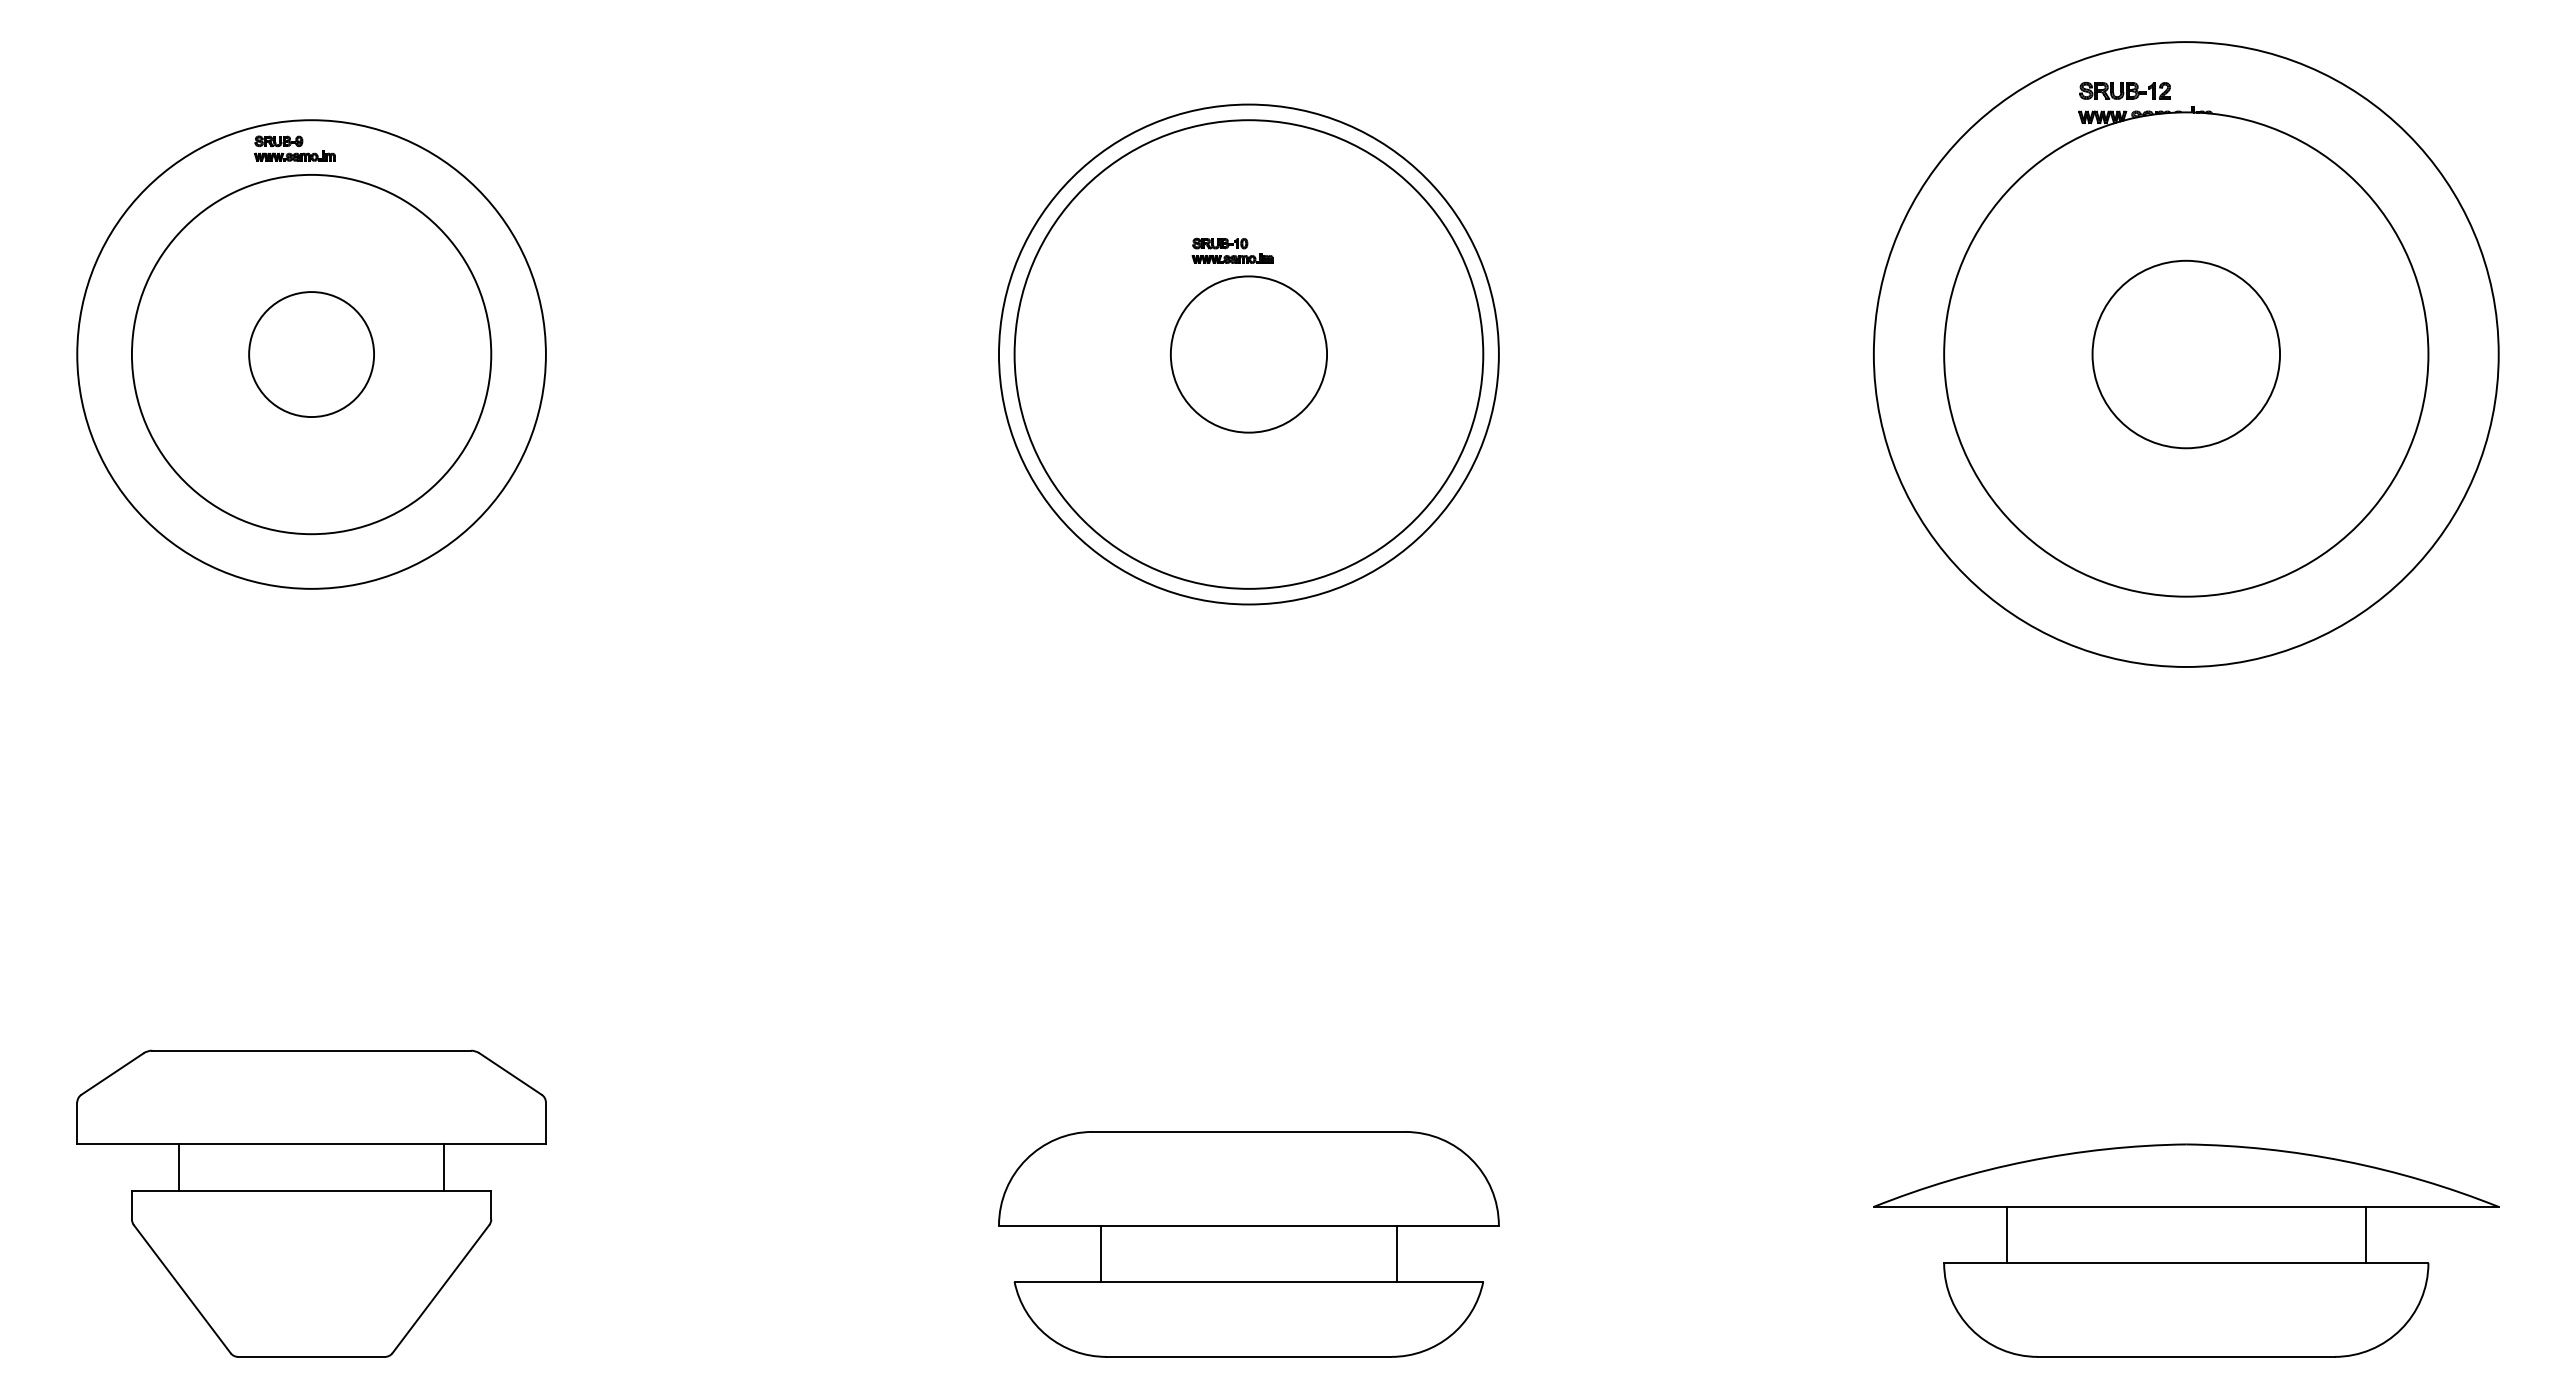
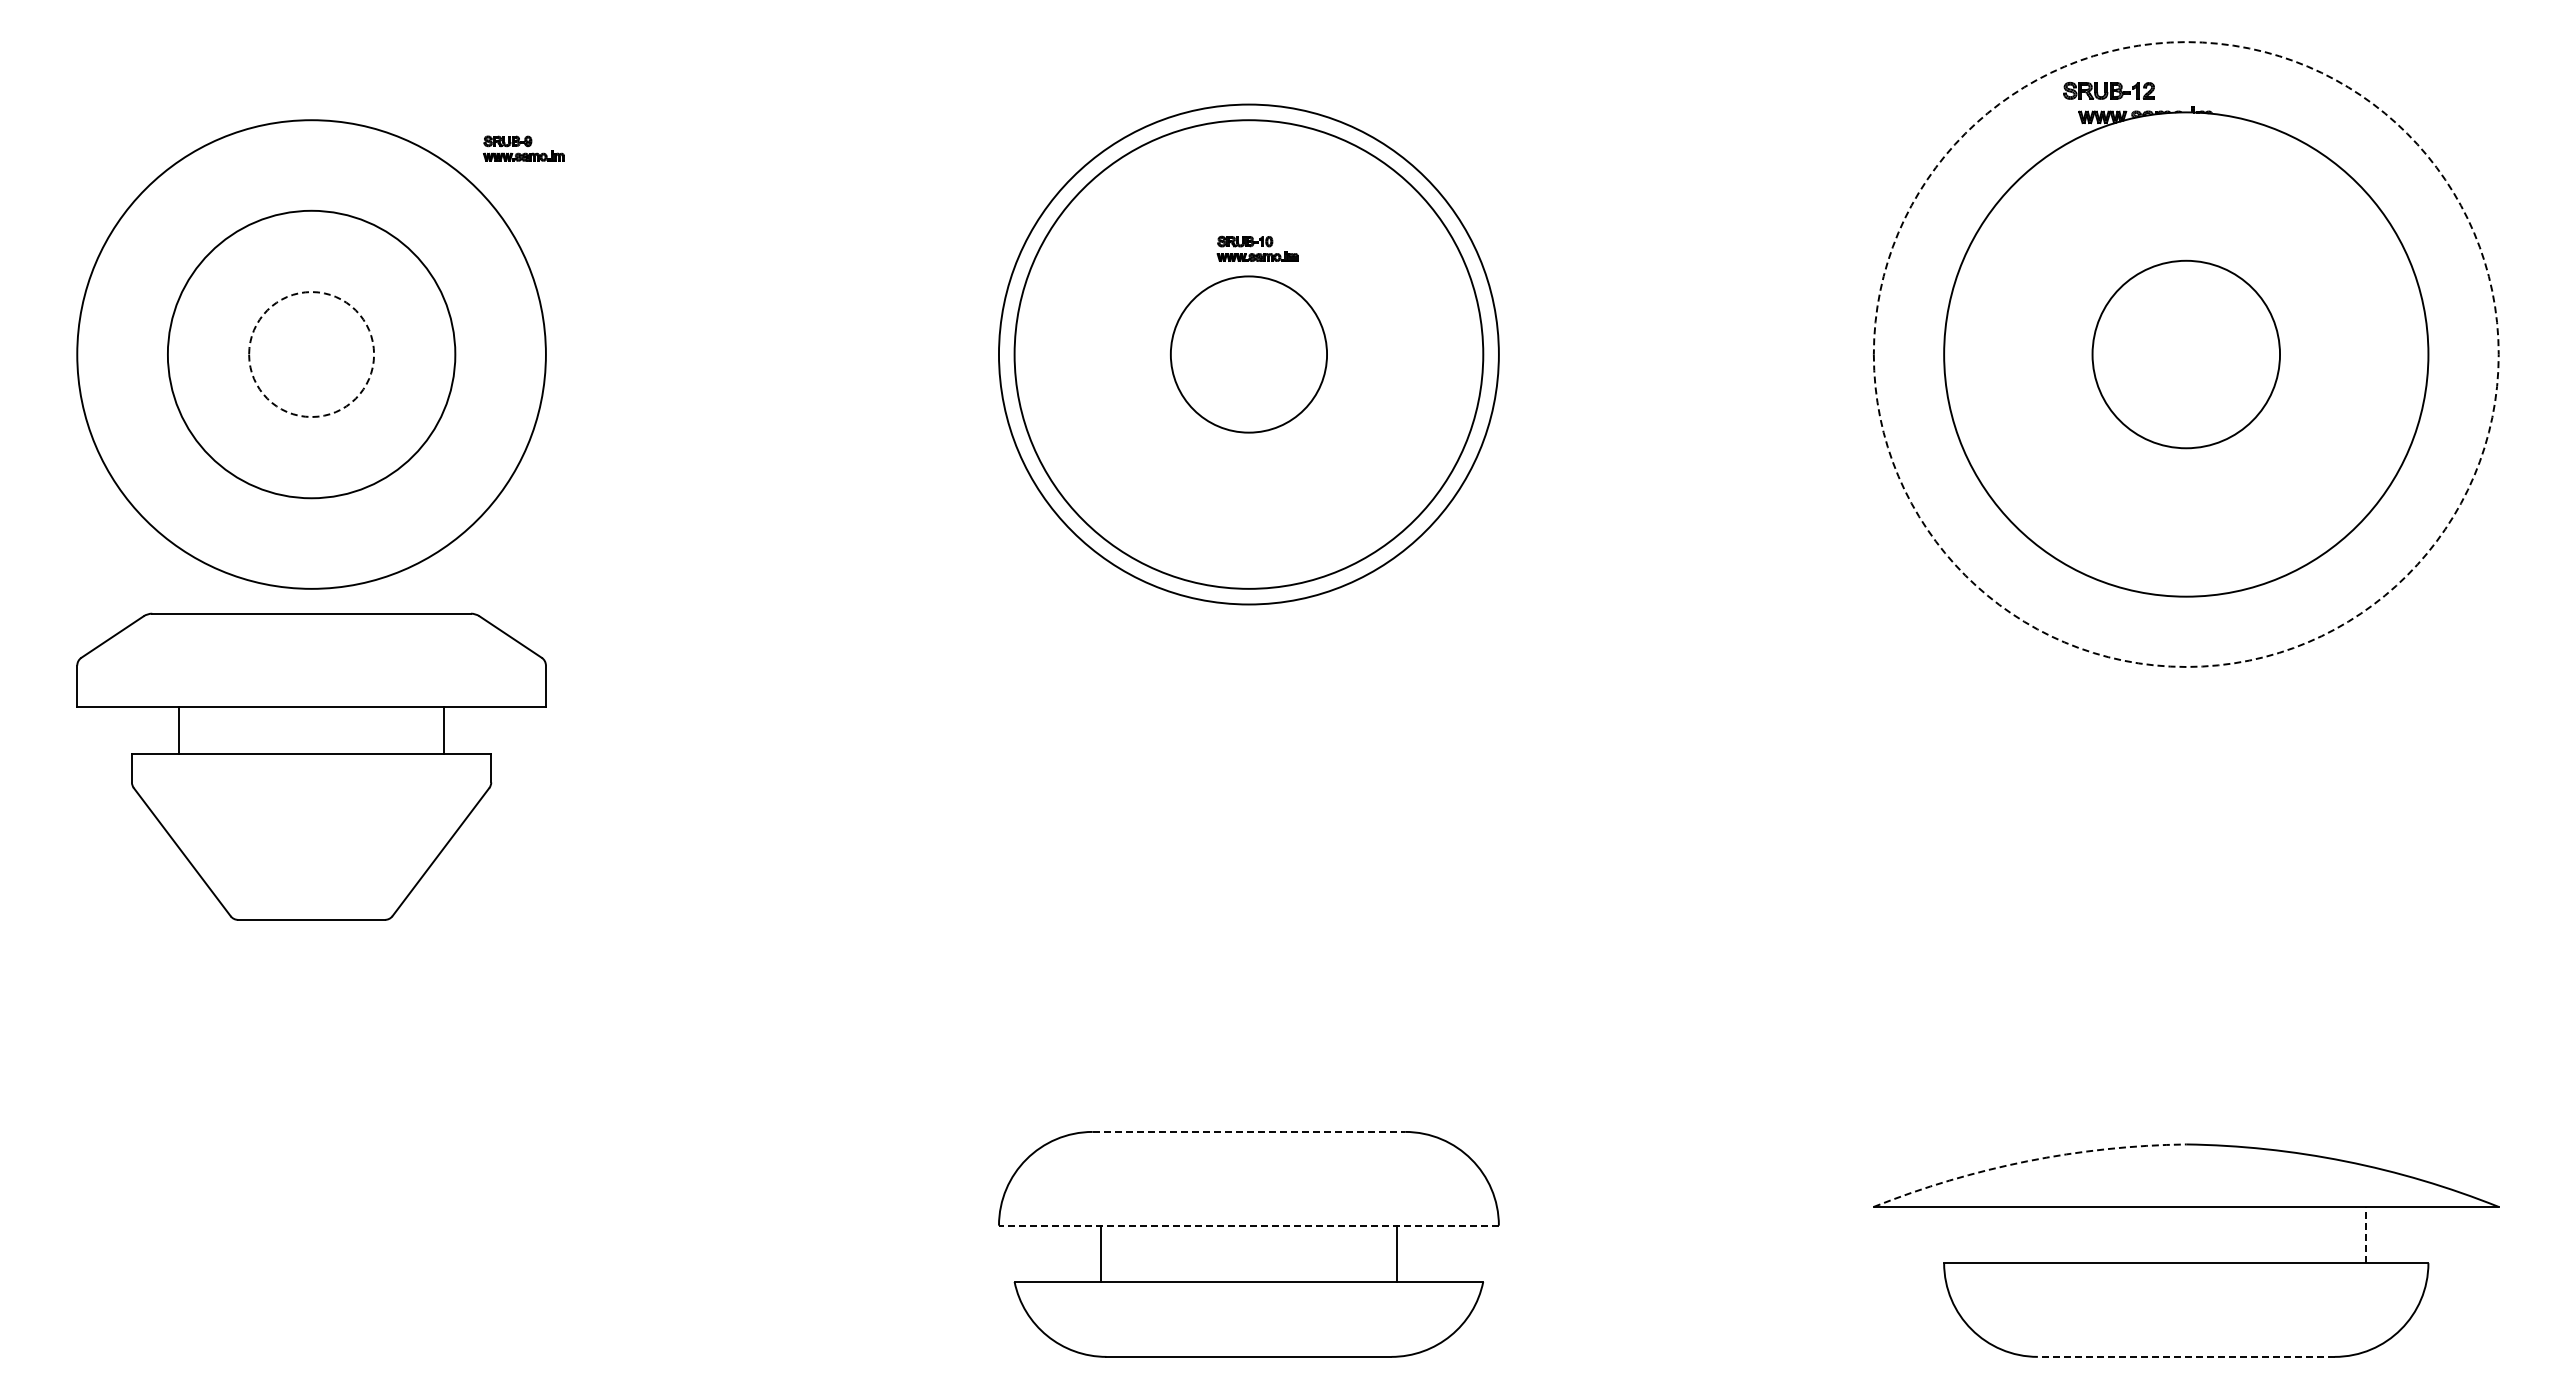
part position: (2124, 90) -> (2108, 90) (2108, 90)
part position: (294, 148) -> (523, 148) (523, 148)
part position: (1232, 250) -> (1257, 248) (1257, 248)
circle diameter: 359 px -> 287 px (311, 354)
circle: solid -> dashed (311, 354)
circle: solid -> dashed (2185, 354)
line: solid -> dashed (1249, 1131)
arc: solid -> dashed (2027, 1161)
part position: (311, 1203) -> (311, 766) (311, 766)
line: solid -> dashed (1248, 1225)
line: present -> none (2006, 1234)
line: solid -> dashed (2365, 1234)
line: solid -> dashed (2185, 1356)
